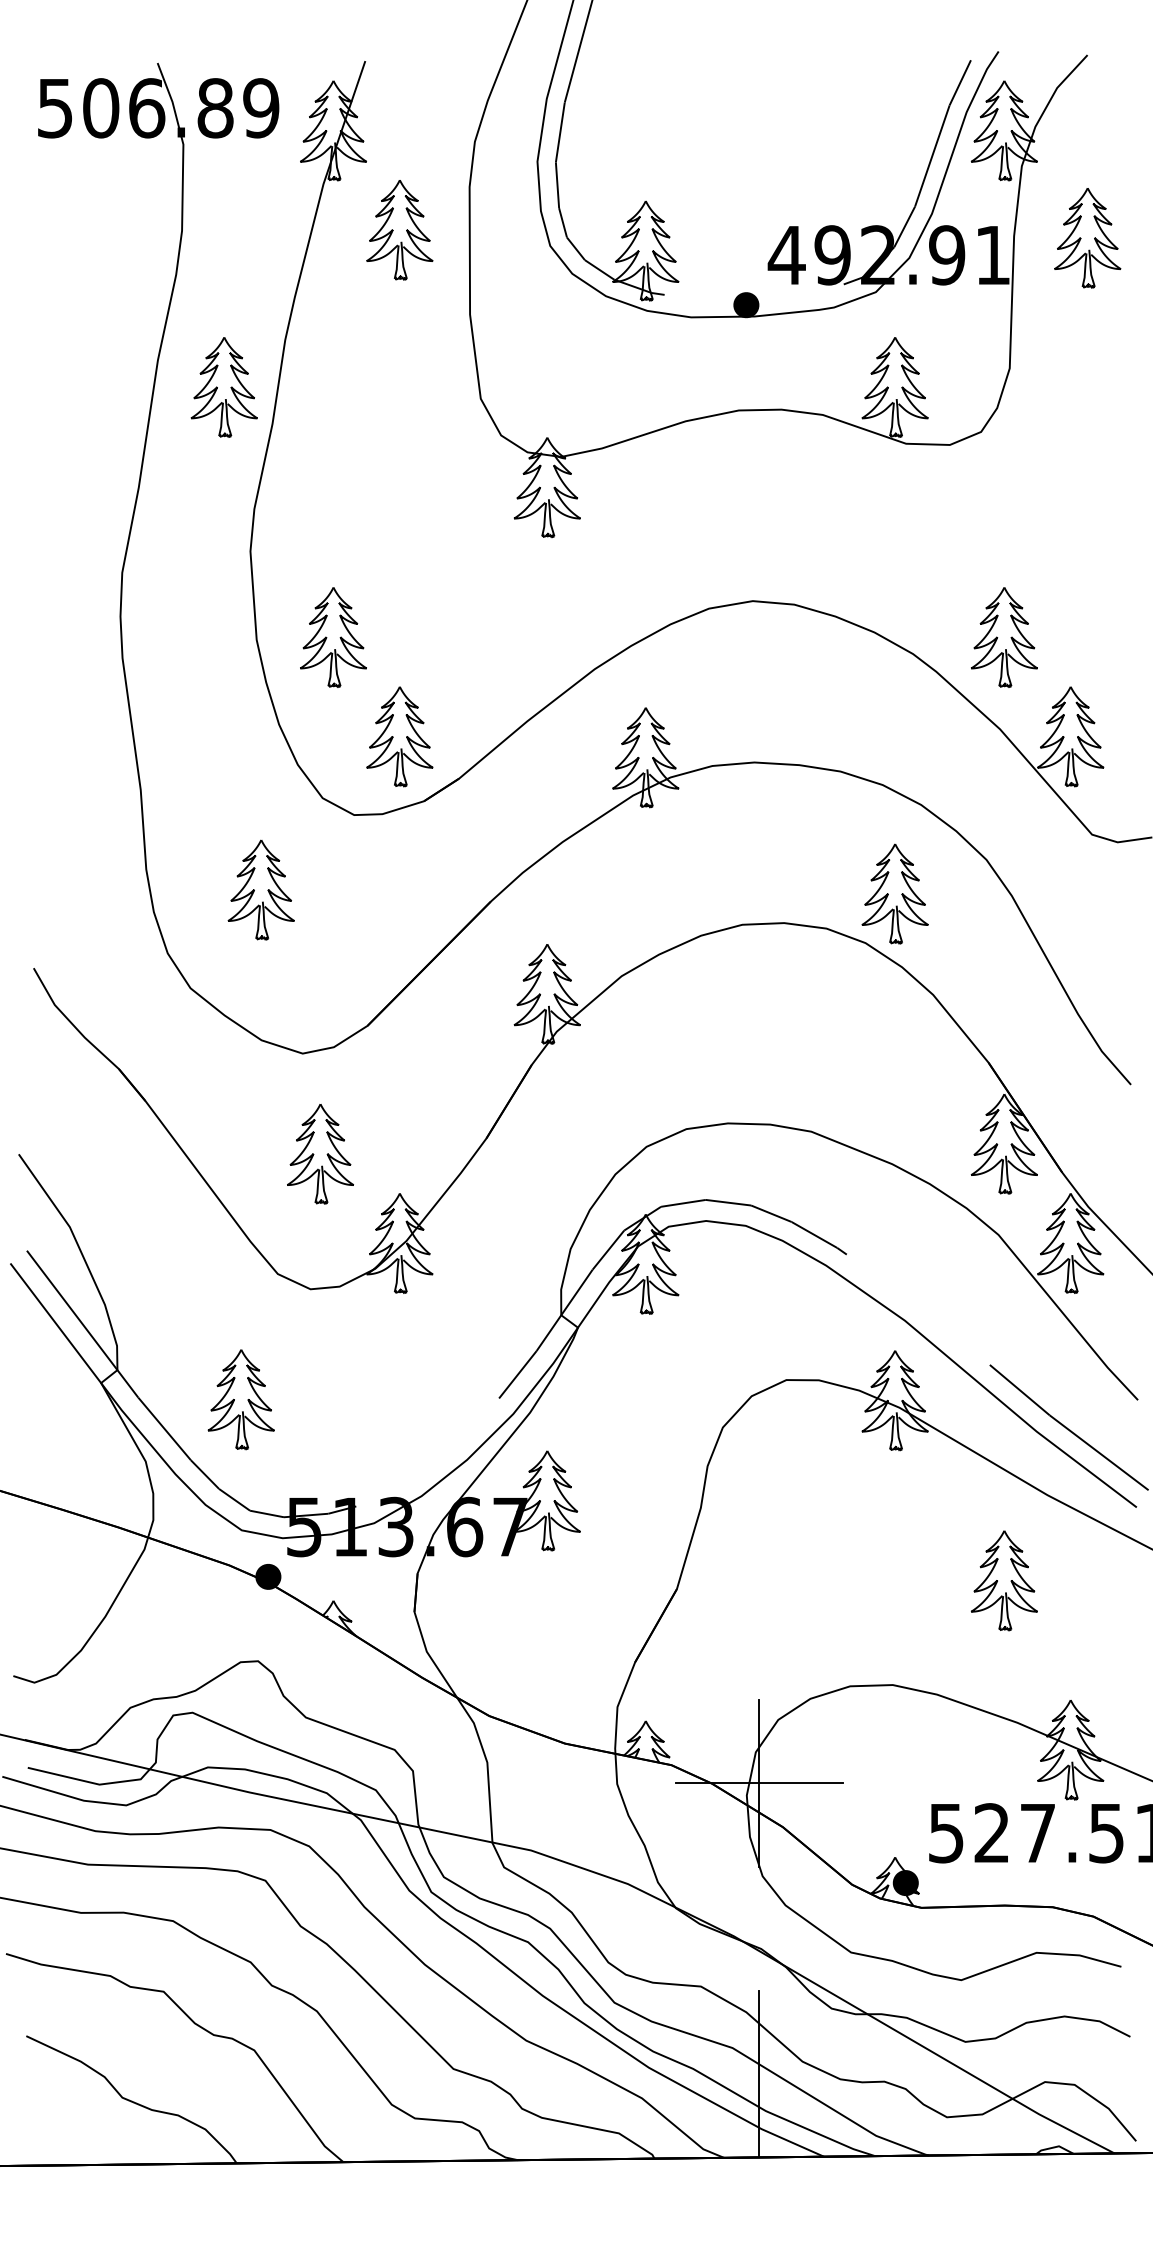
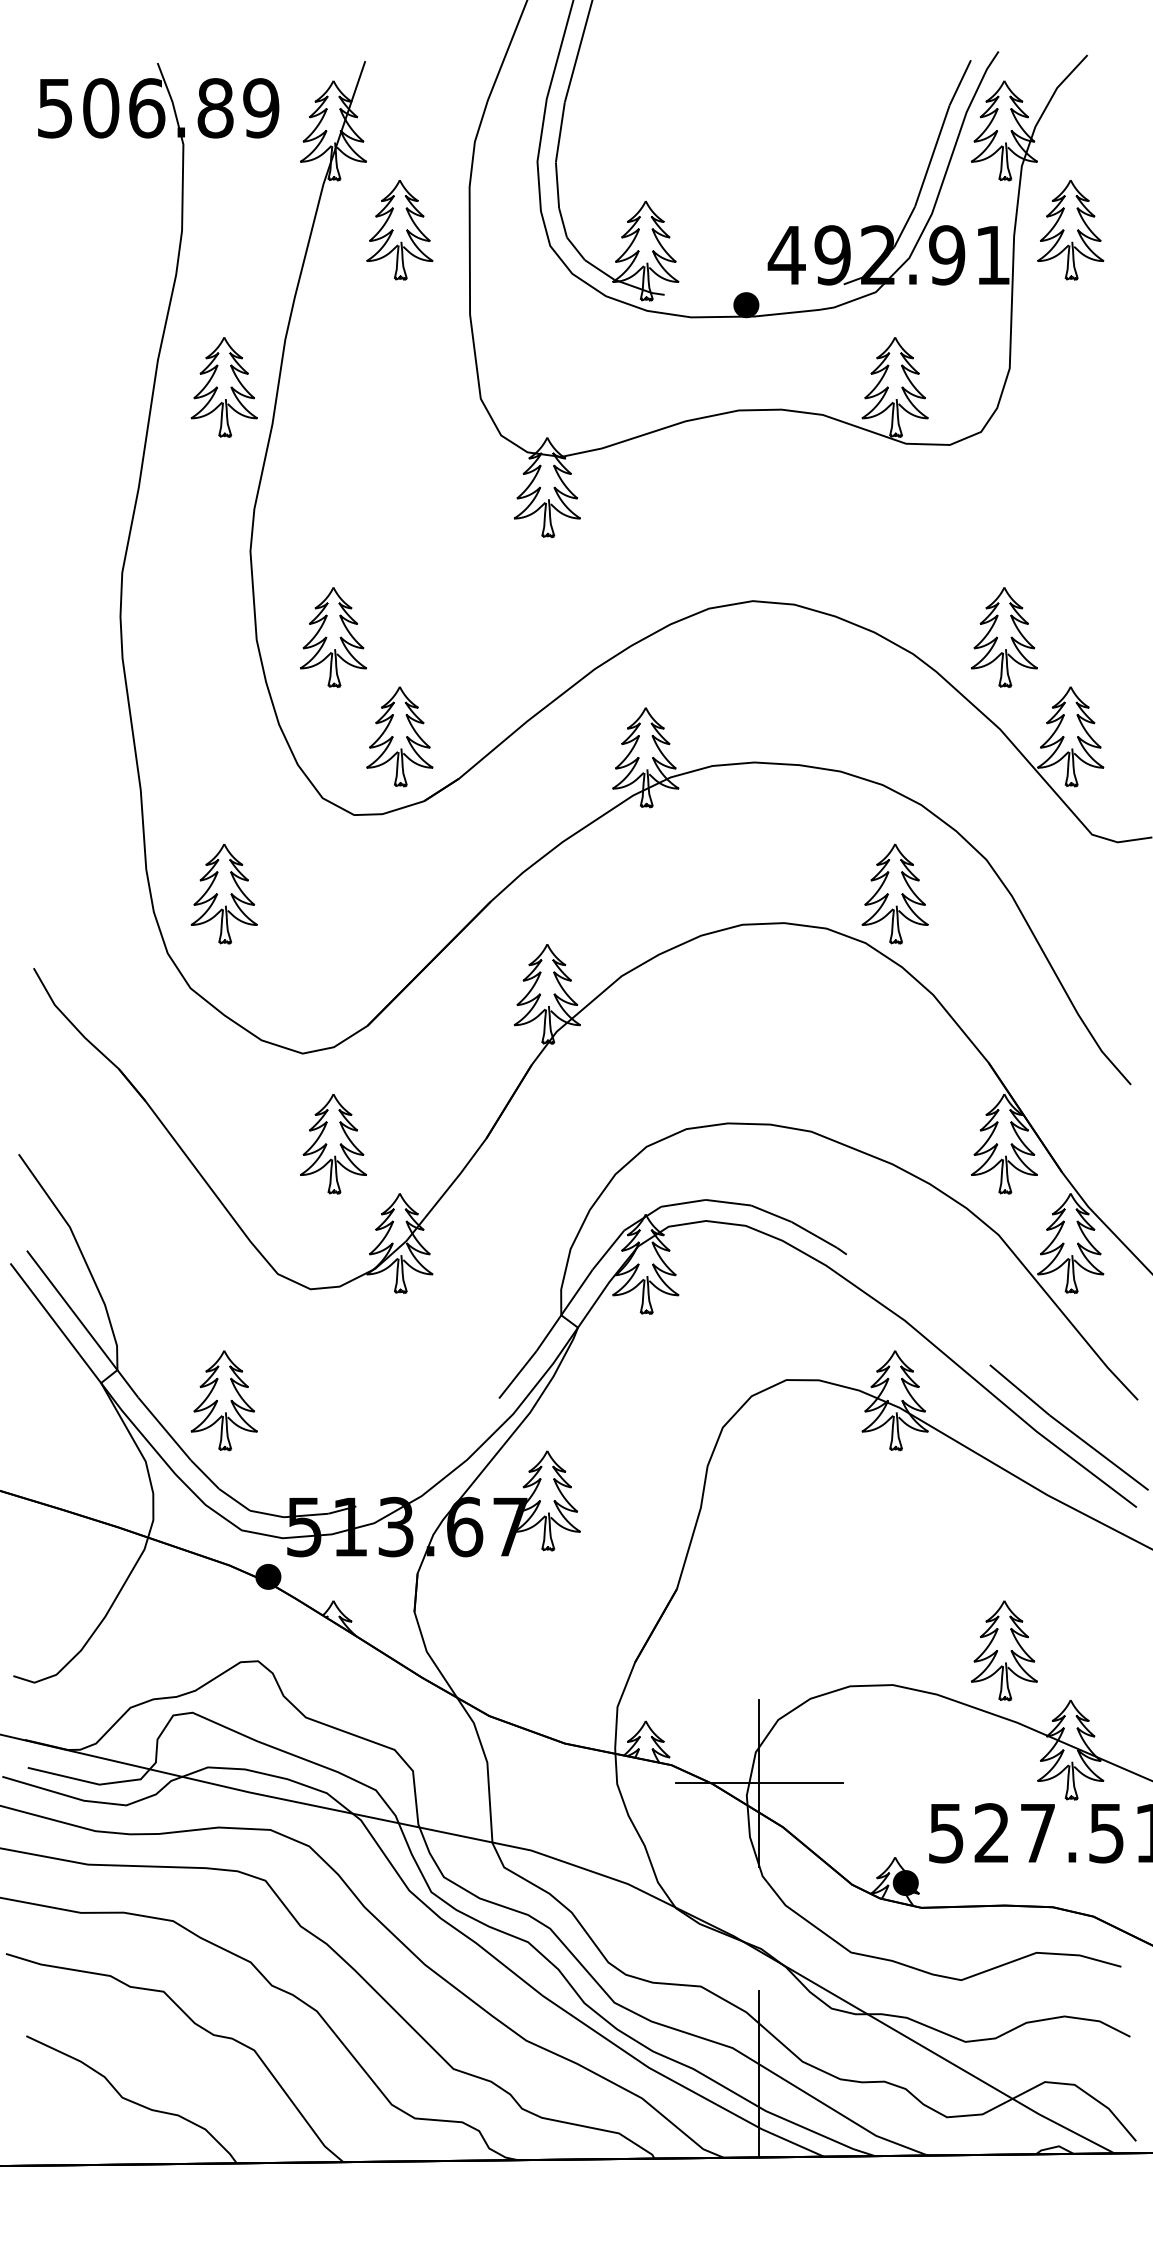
part position: (1087, 238) -> (1070, 230) (1070, 230)
part position: (260, 889) -> (223, 893) (223, 893)
part position: (320, 1154) -> (333, 1144) (333, 1144)
part position: (240, 1399) -> (223, 1400) (223, 1400)
part position: (1003, 1580) -> (1003, 1650) (1003, 1650)
